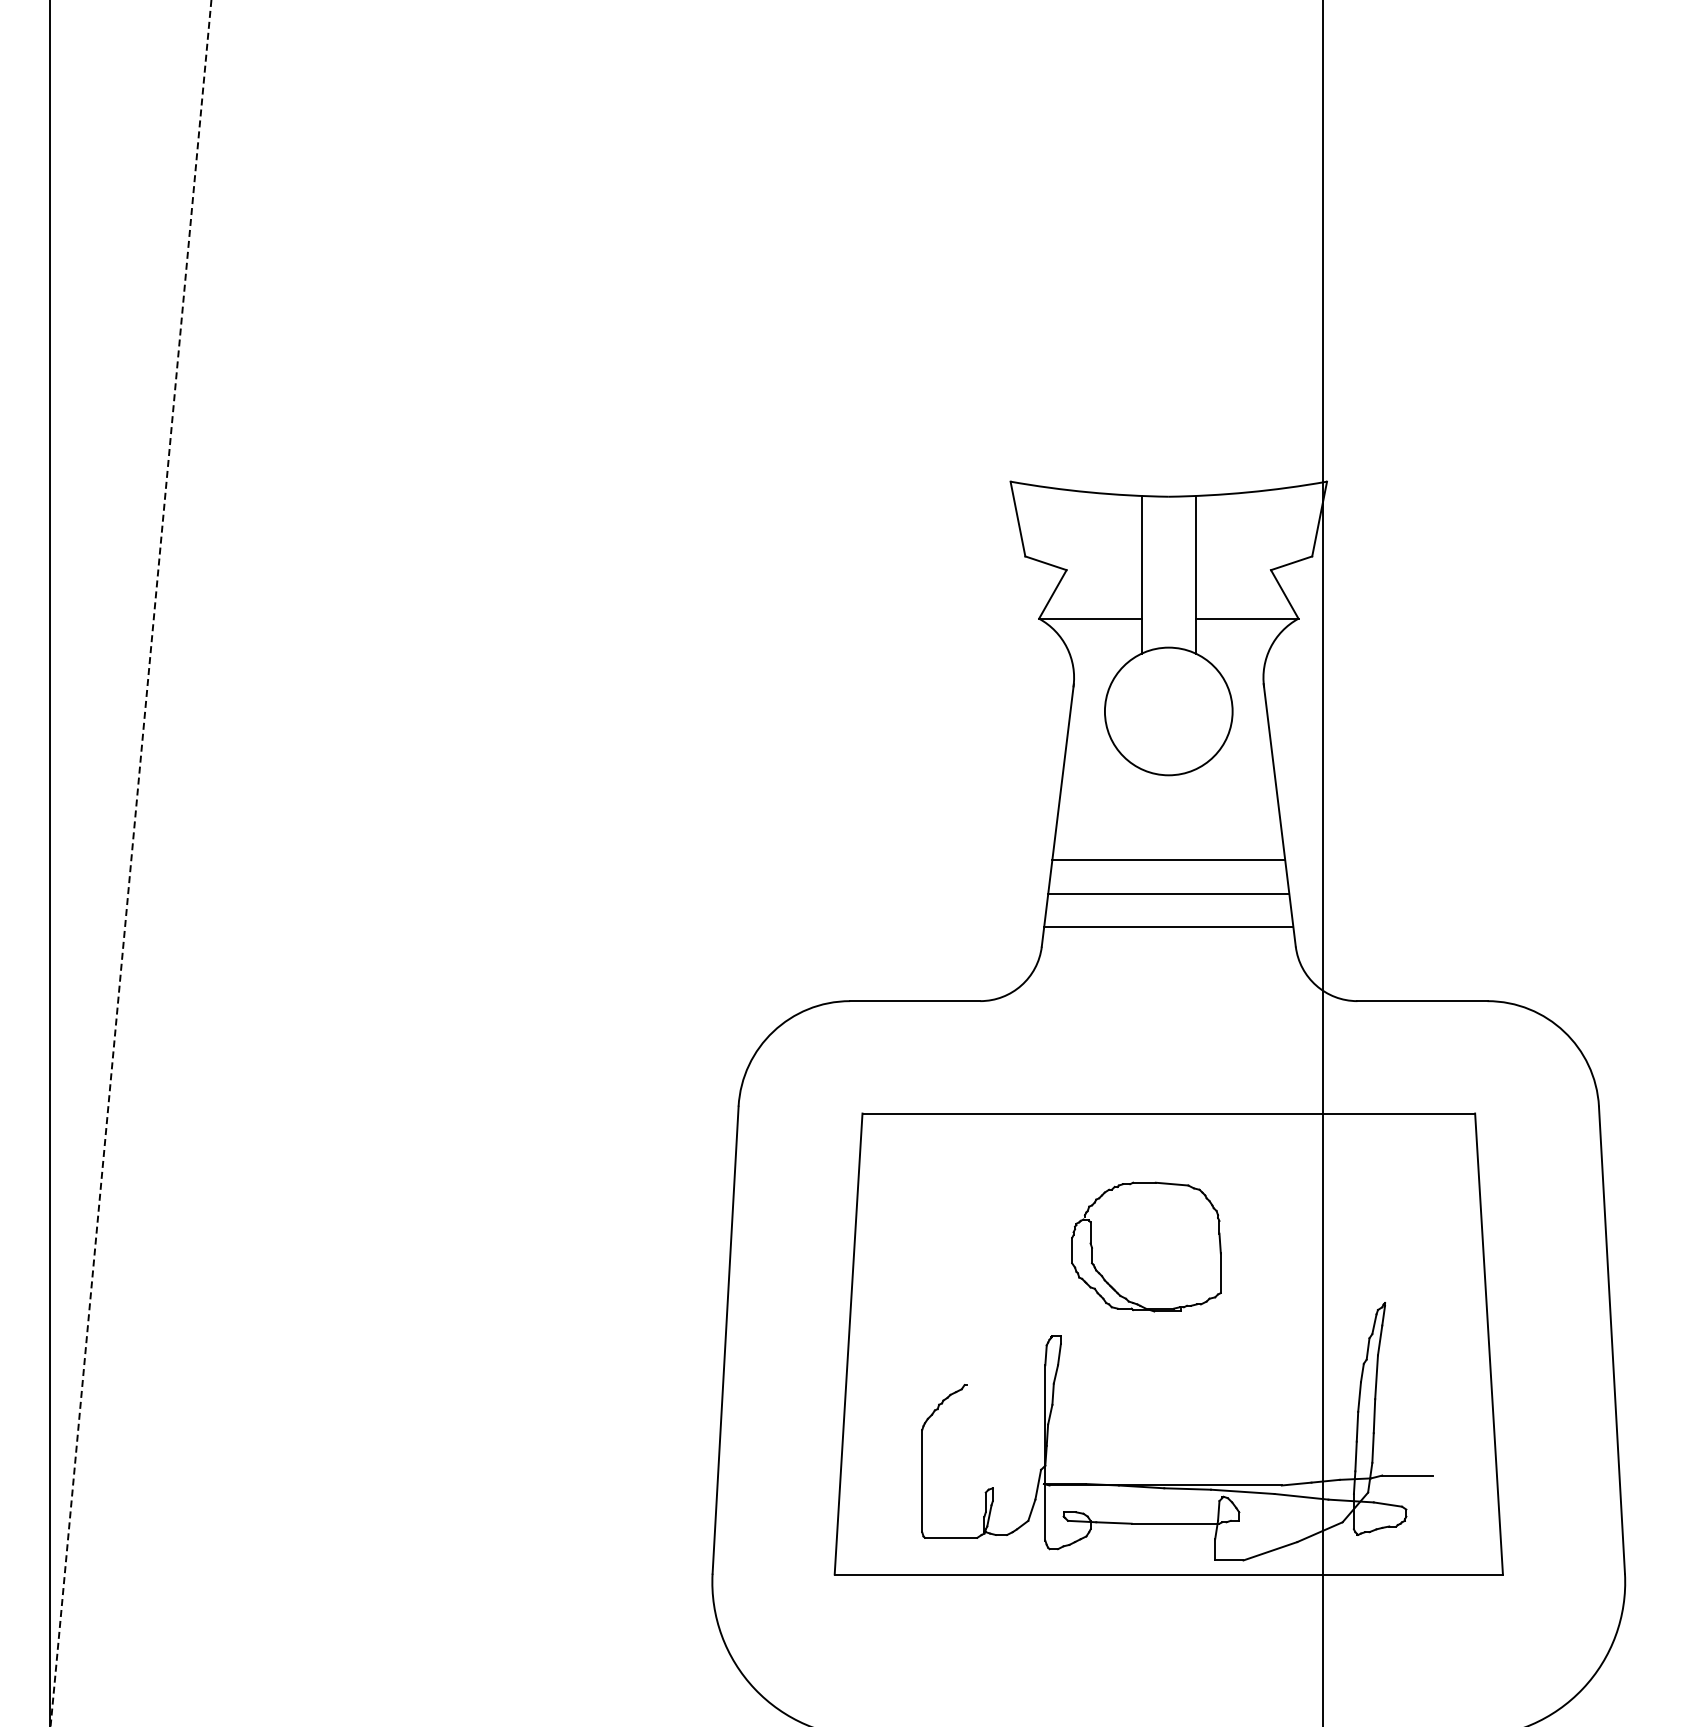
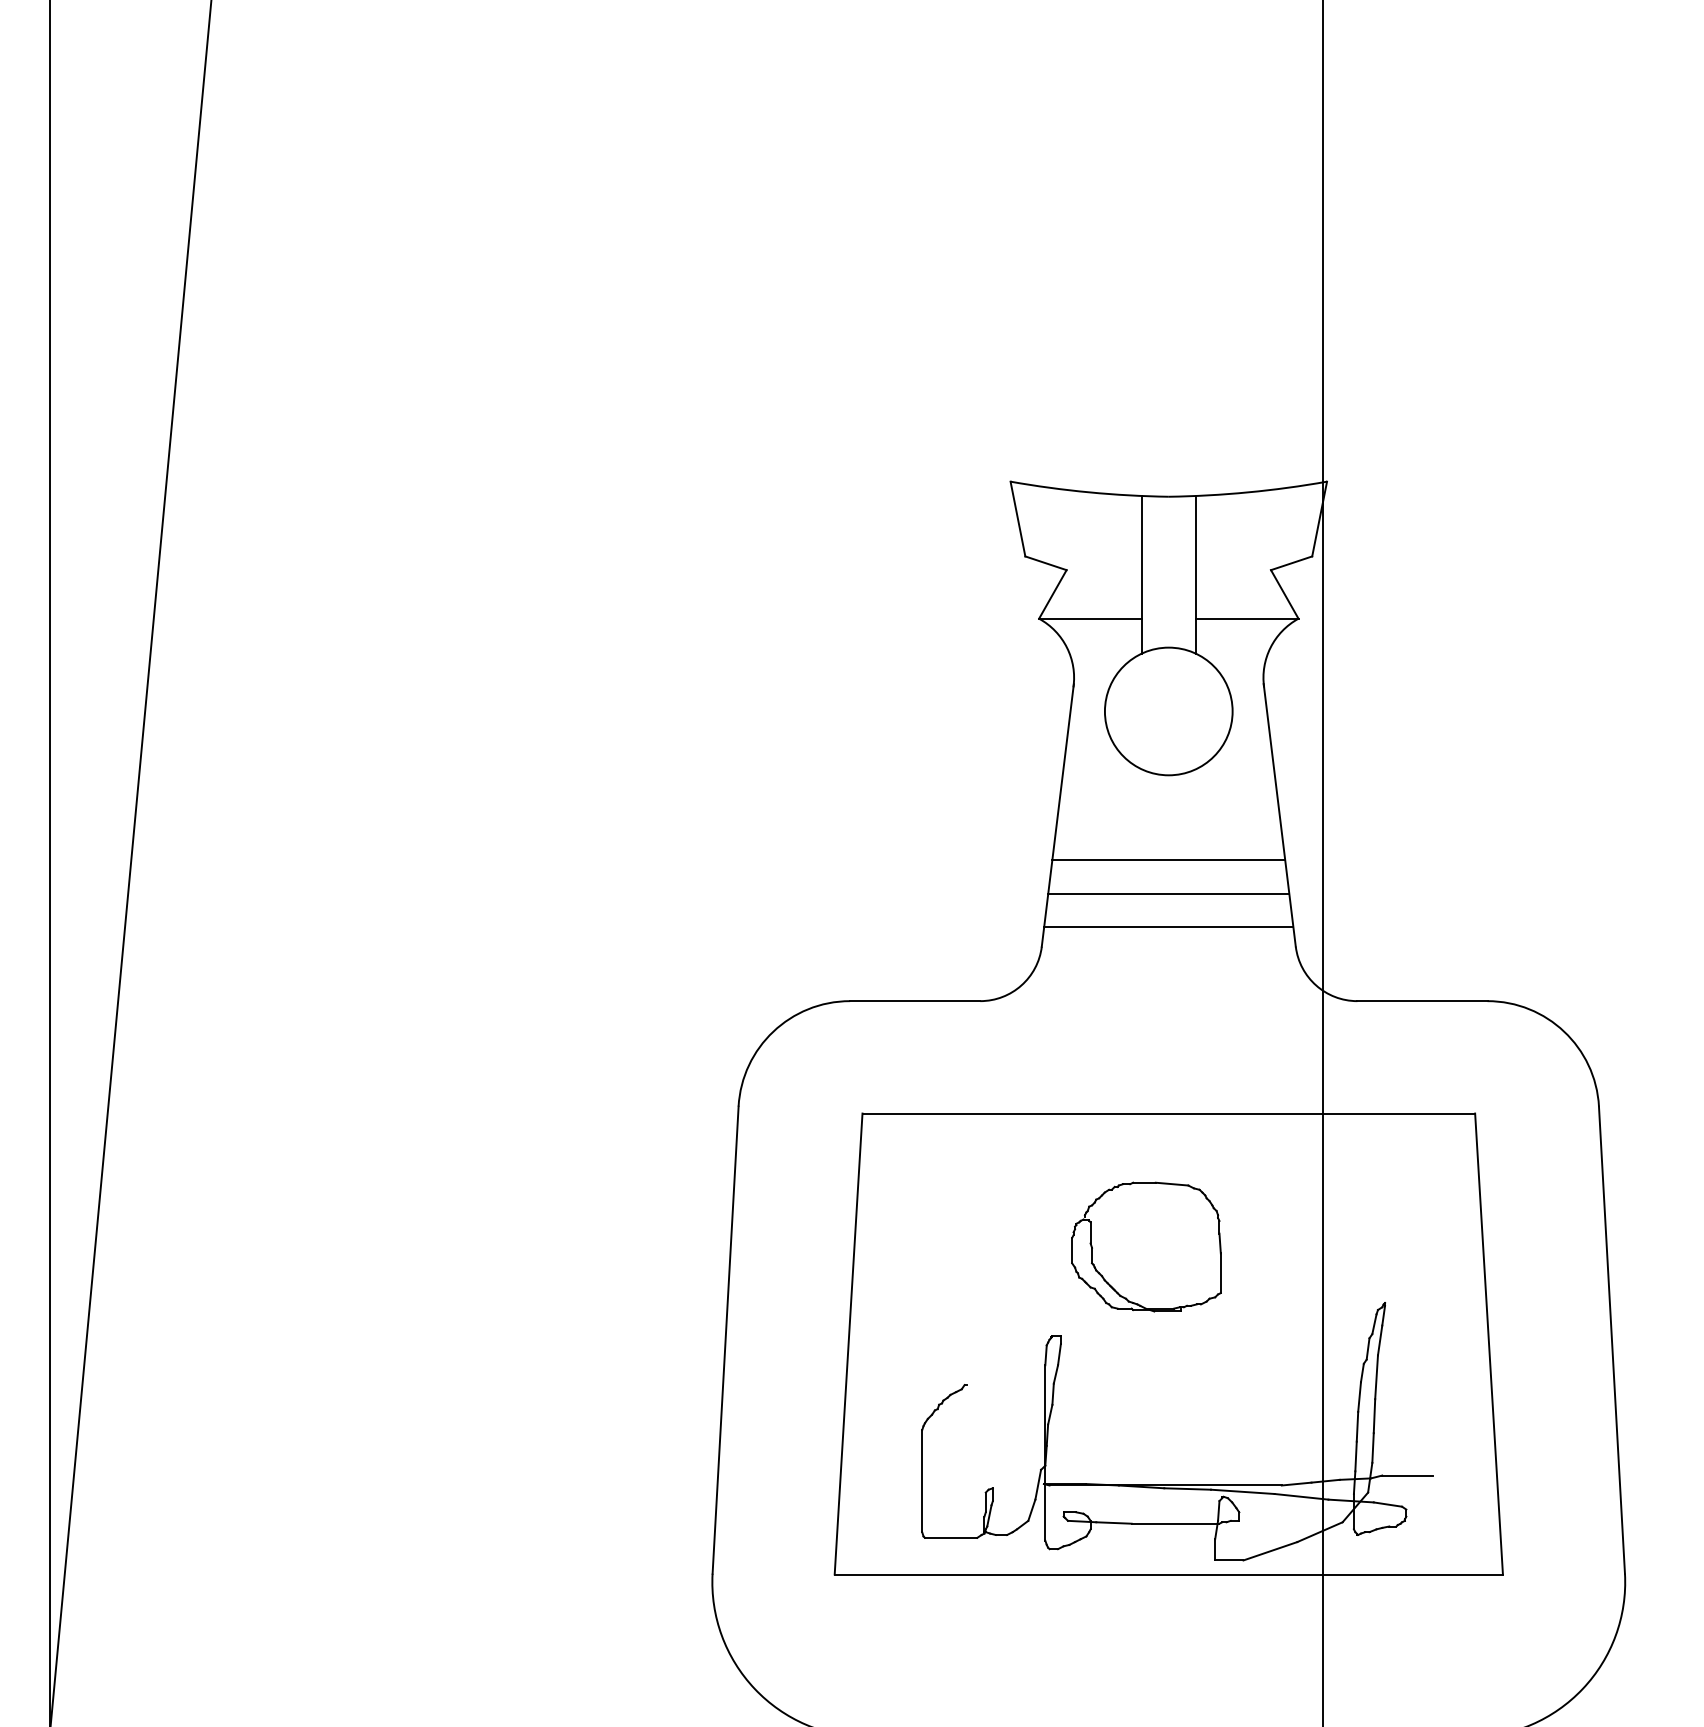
line: dashed -> solid (131, 863)
